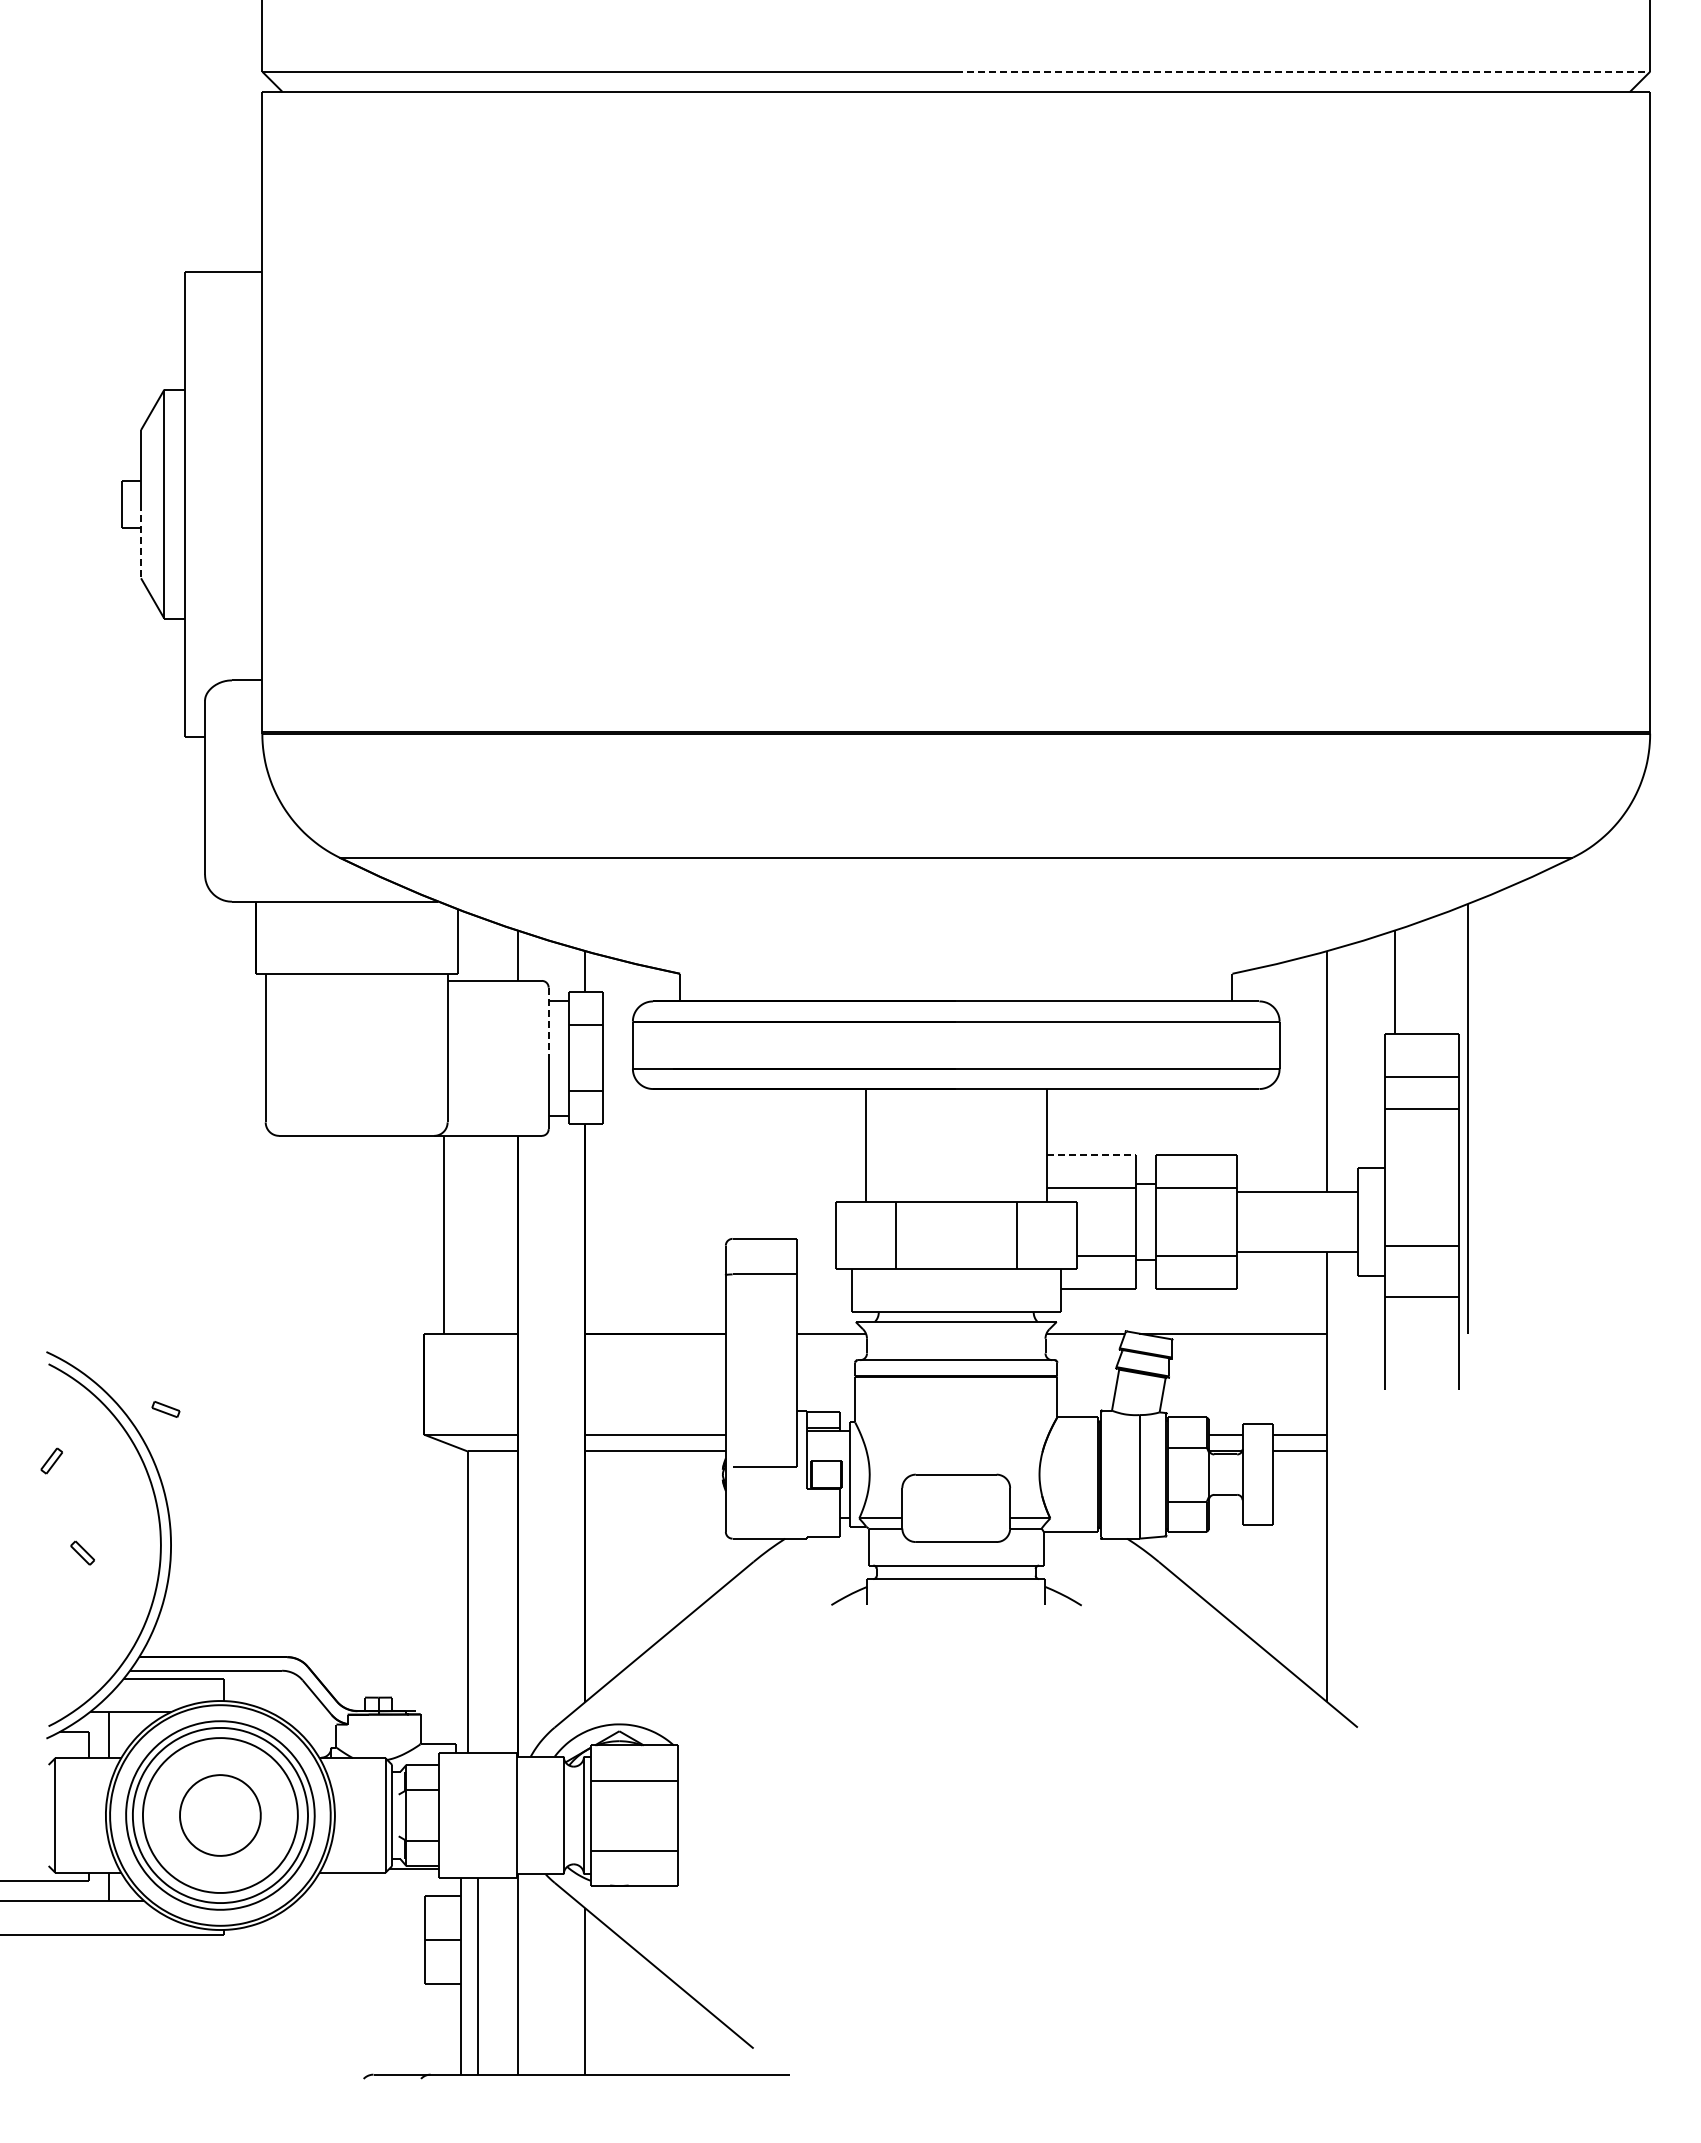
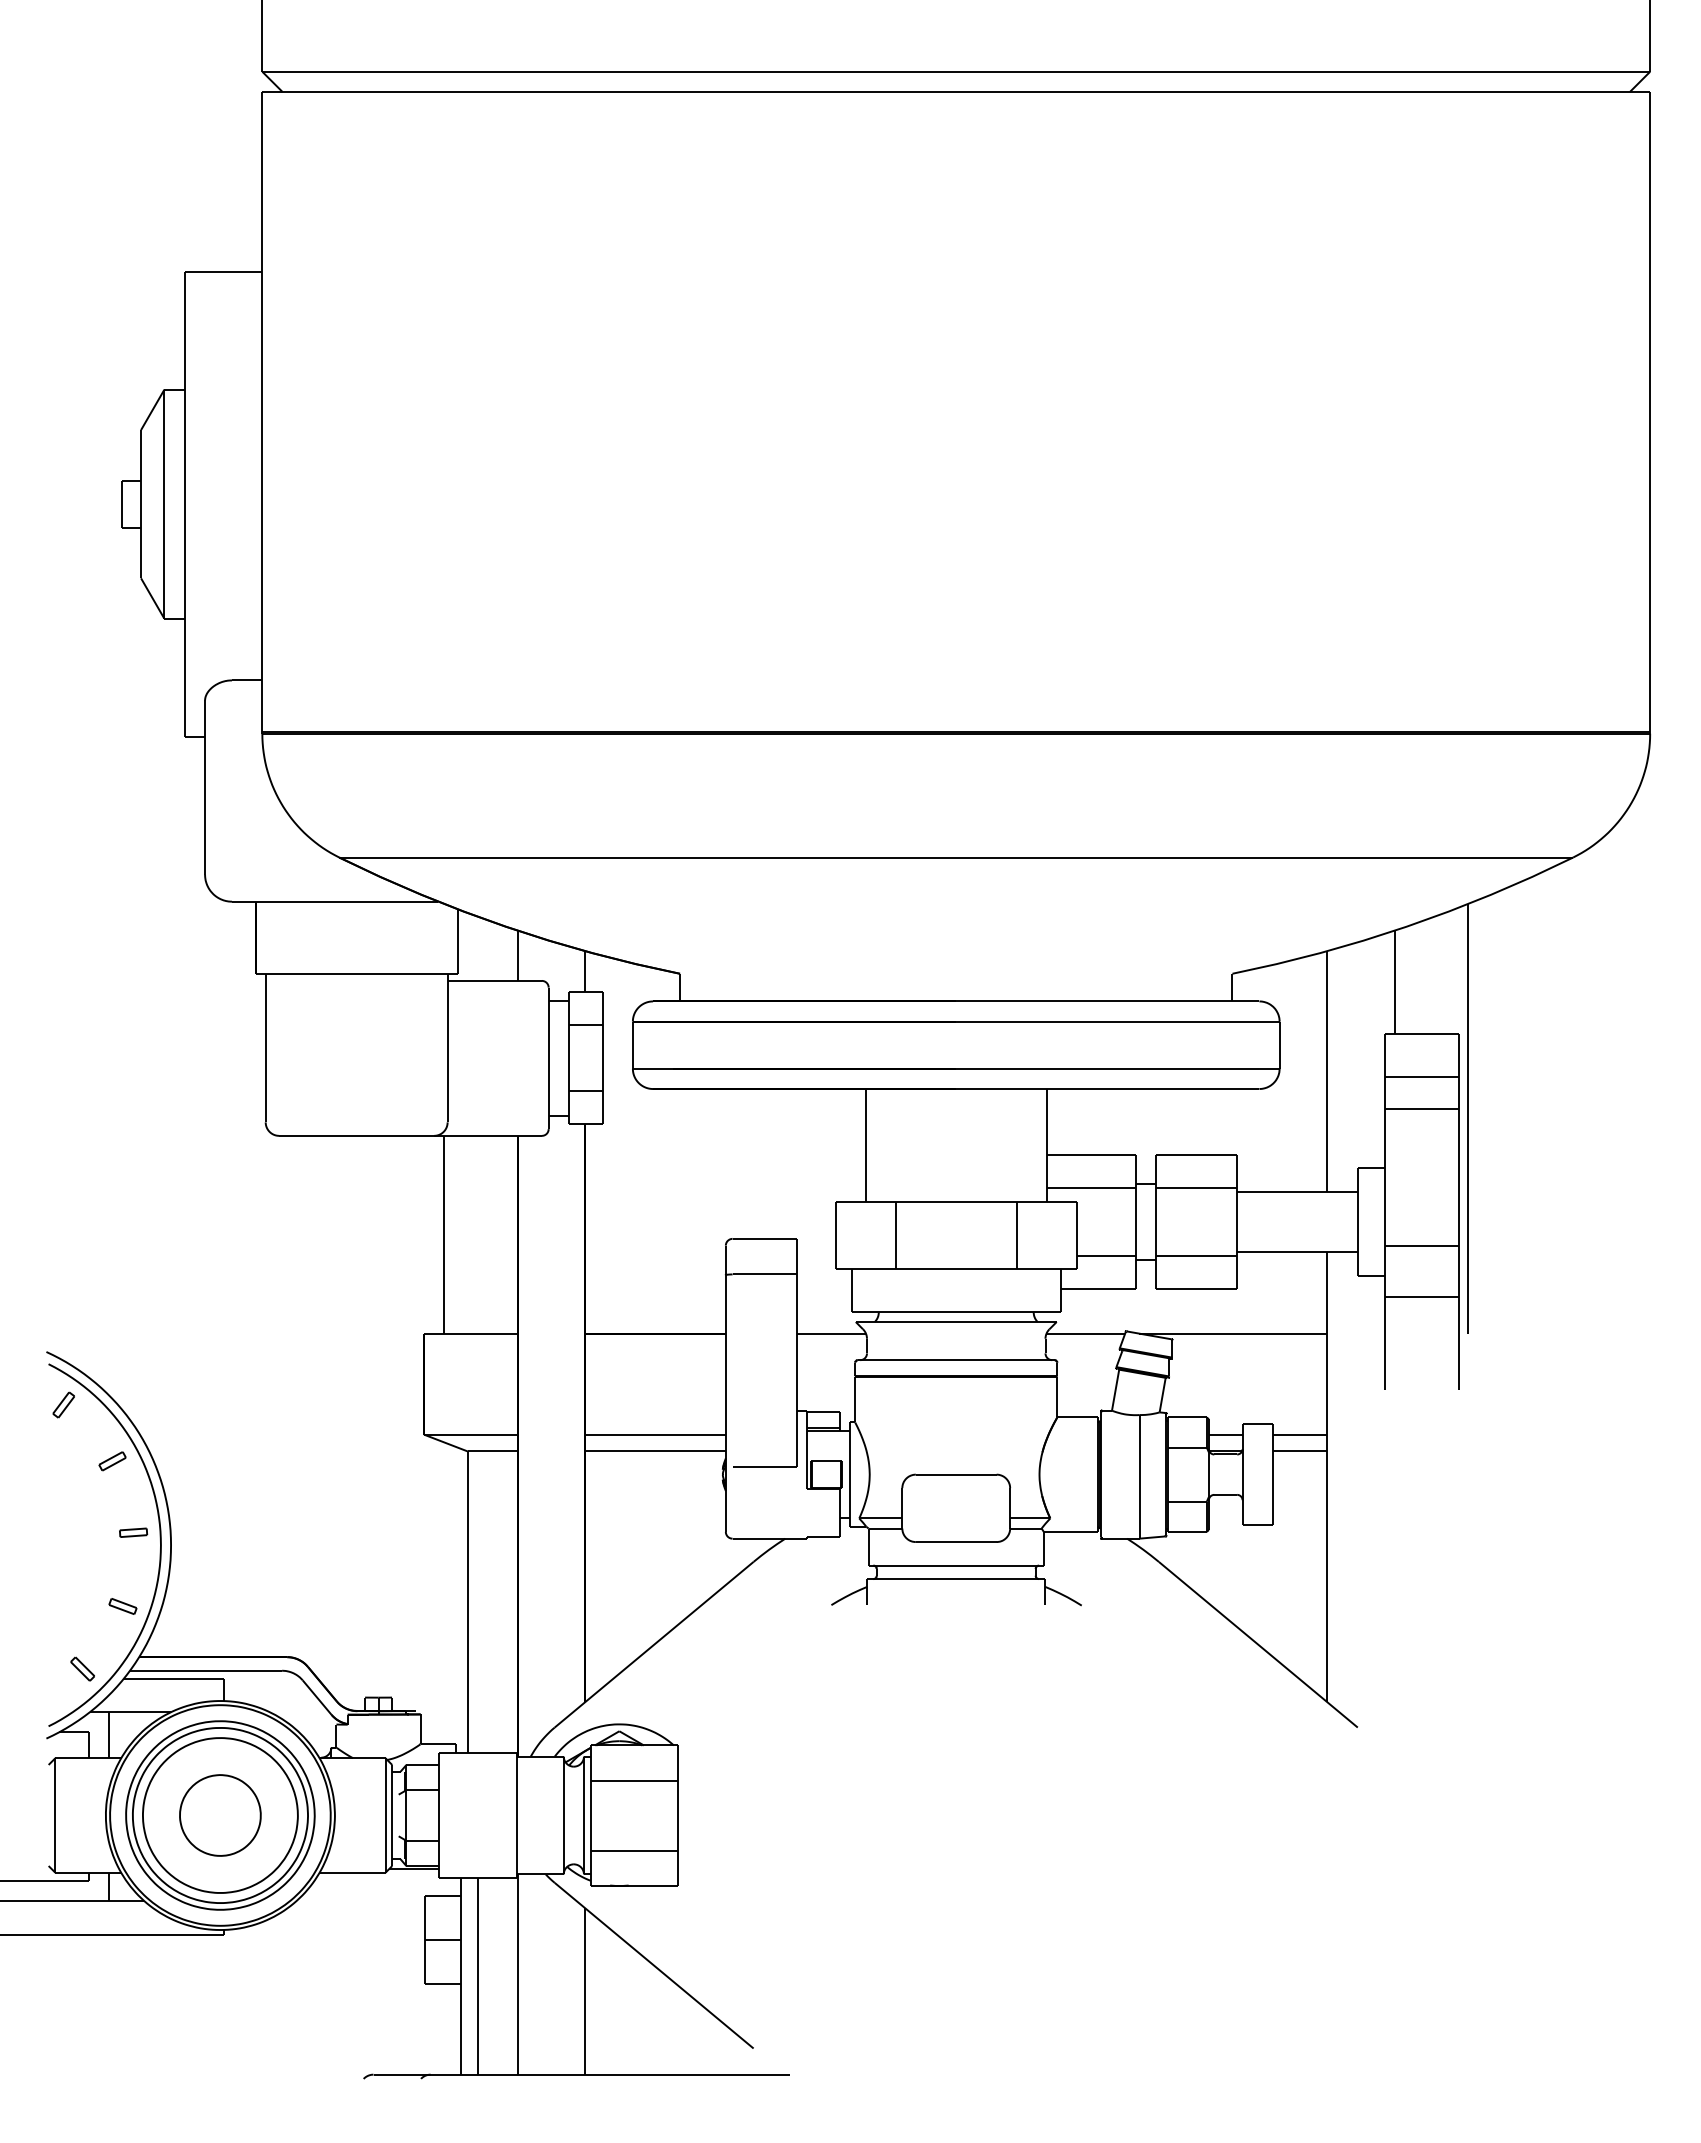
line: dashed -> solid (1303, 71)
line: dashed -> solid (141, 541)
line: dashed -> solid (548, 1023)
line: dashed -> solid (1091, 1154)
part position: (165, 1409) -> (122, 1606) (122, 1606)
part position: (51, 1460) -> (63, 1404) (63, 1404)
part: none -> present (112, 1461)
part: none -> present (133, 1532)
part position: (82, 1552) -> (82, 1668) (82, 1668)
